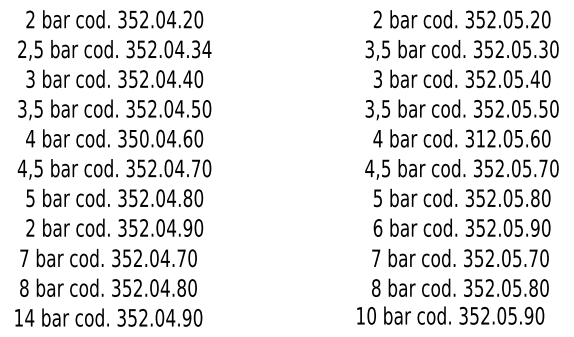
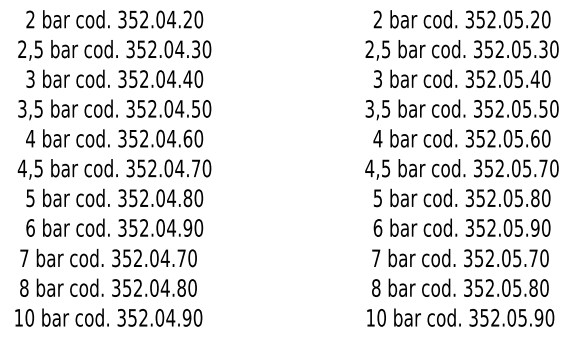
text: 352.04.34 -> 352.04.30 (206, 49)
text: 3,5 -> 2,5 (369, 49)
text: 350.04.60 -> 352.04.60 (144, 138)
text: 312.05.60 -> 352.05.60 (480, 138)
text: 2 -> 6 (30, 227)
text position: (450, 315) -> (460, 317) (460, 317)
text: 14 -> 10 (29, 317)
